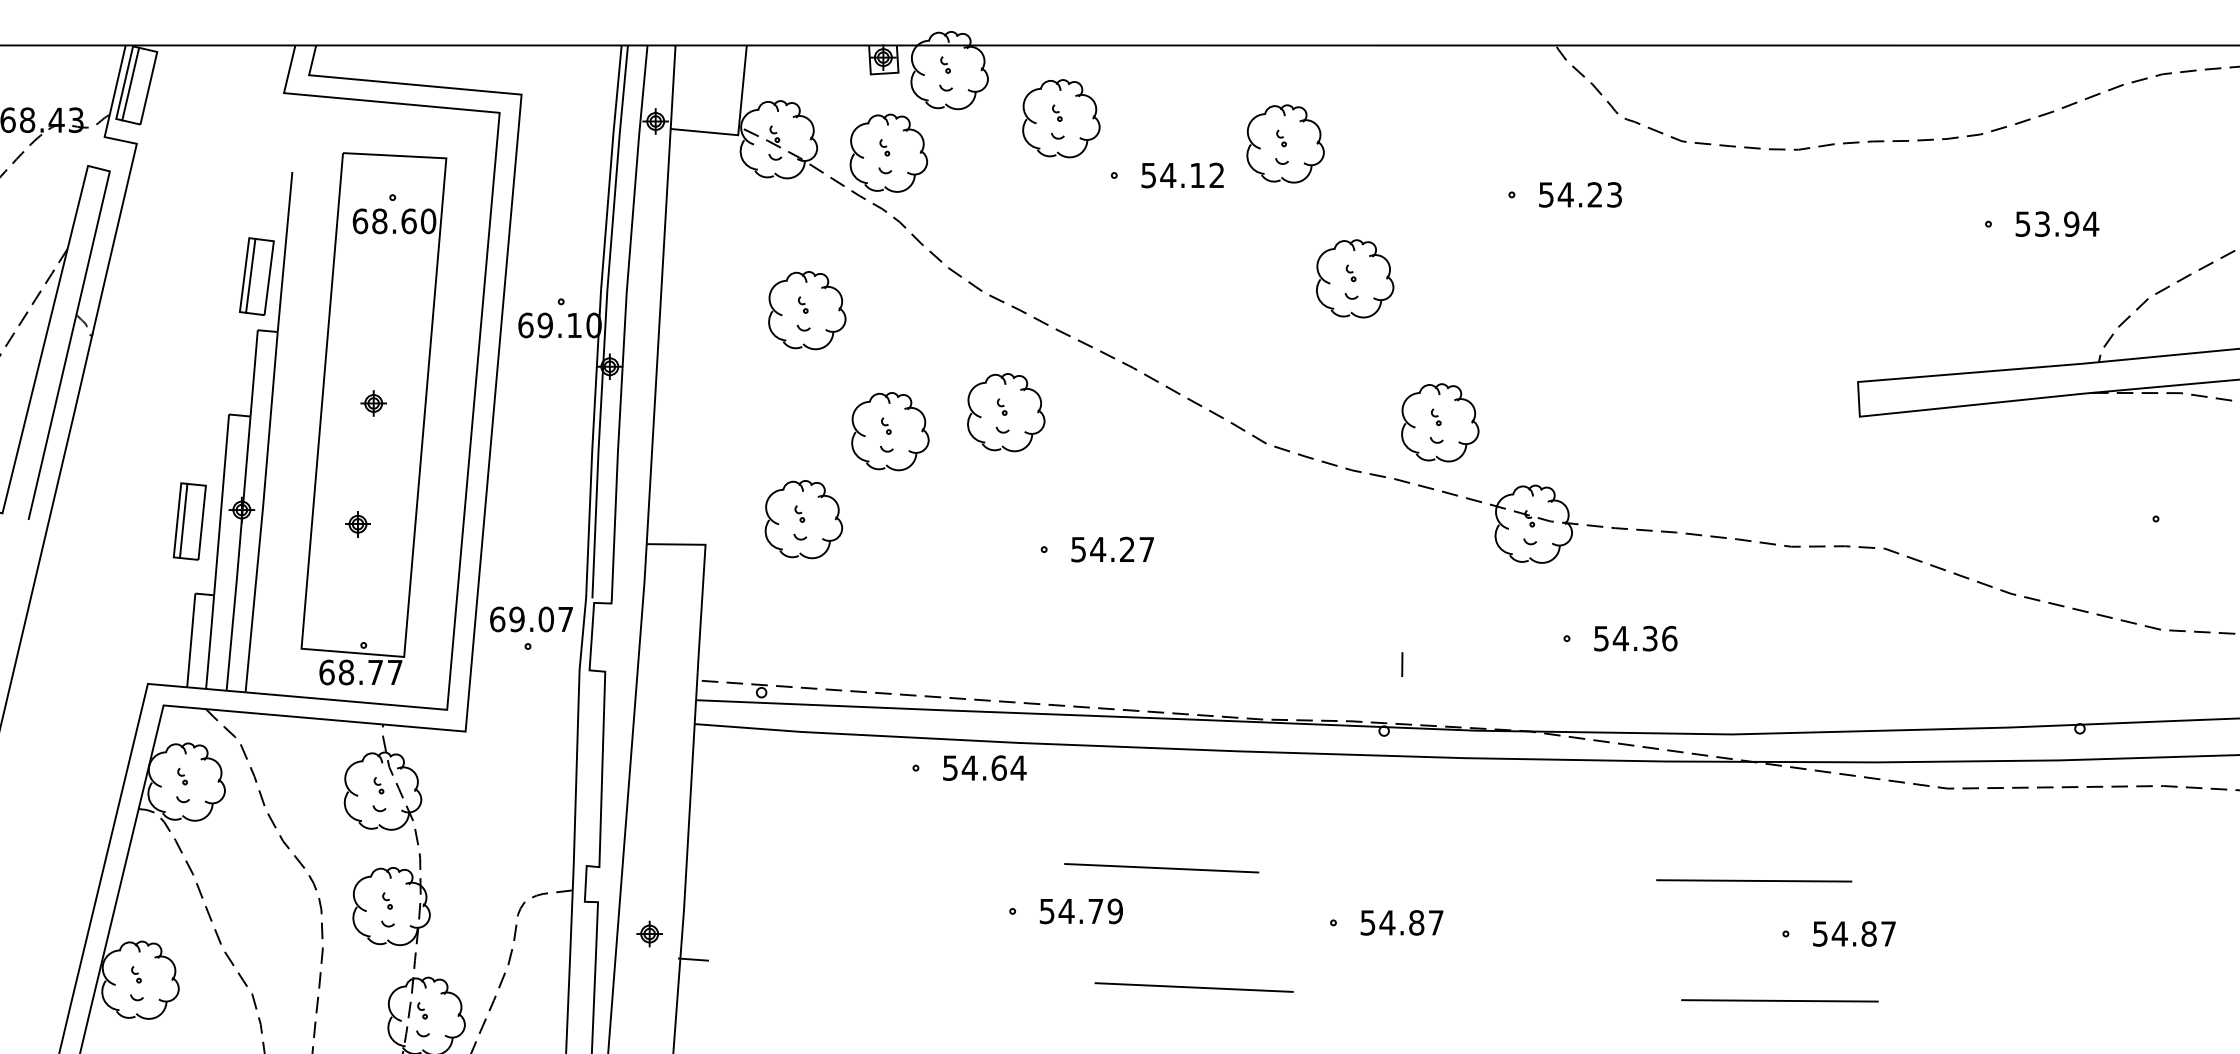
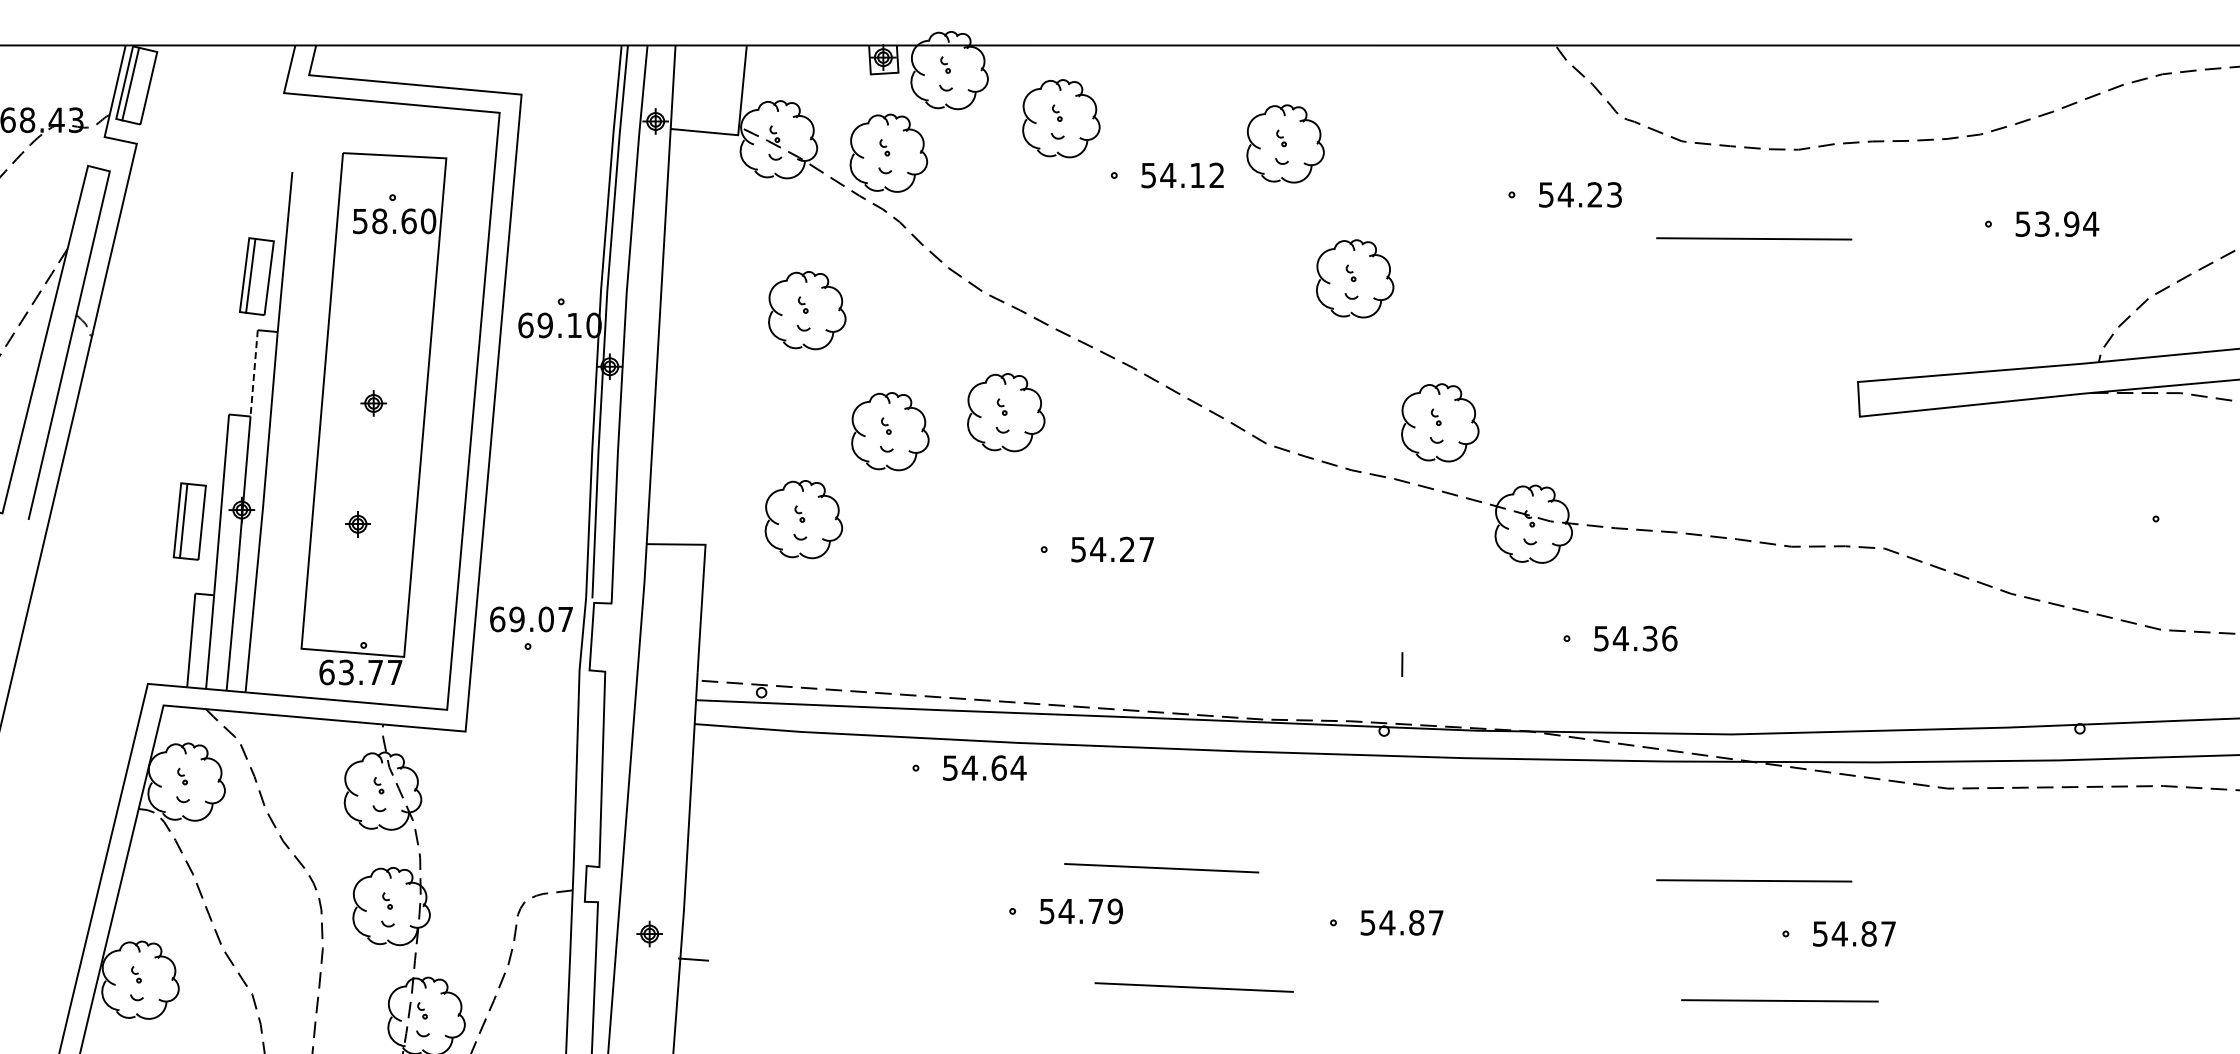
text: 68.60 -> 58.60 (360, 221)
line: none -> present (1754, 238)
line: solid -> dashed (254, 373)
text: 68.77 -> 63.77 (346, 672)
